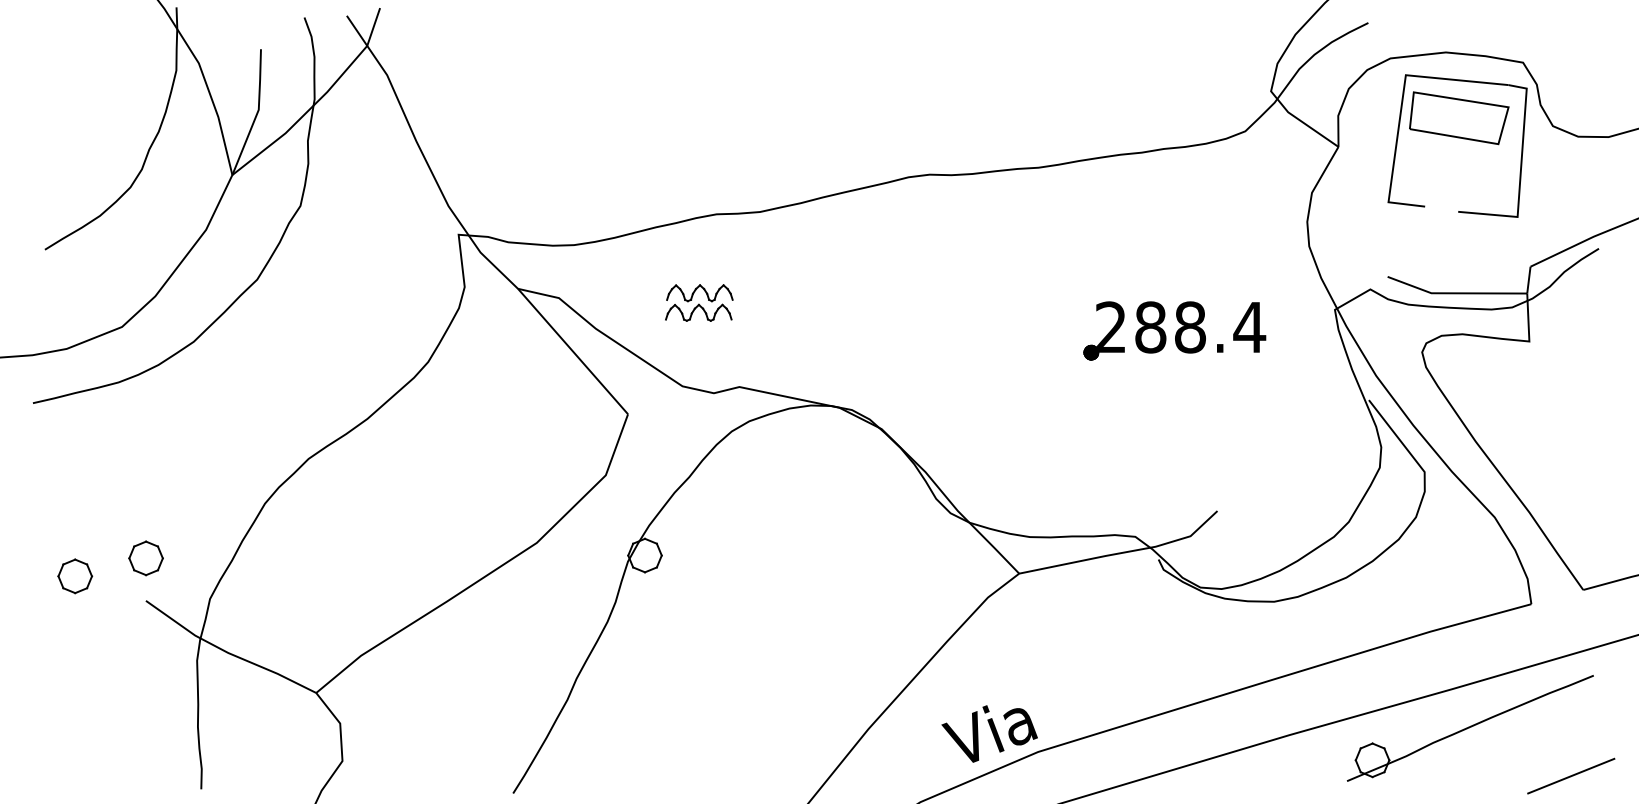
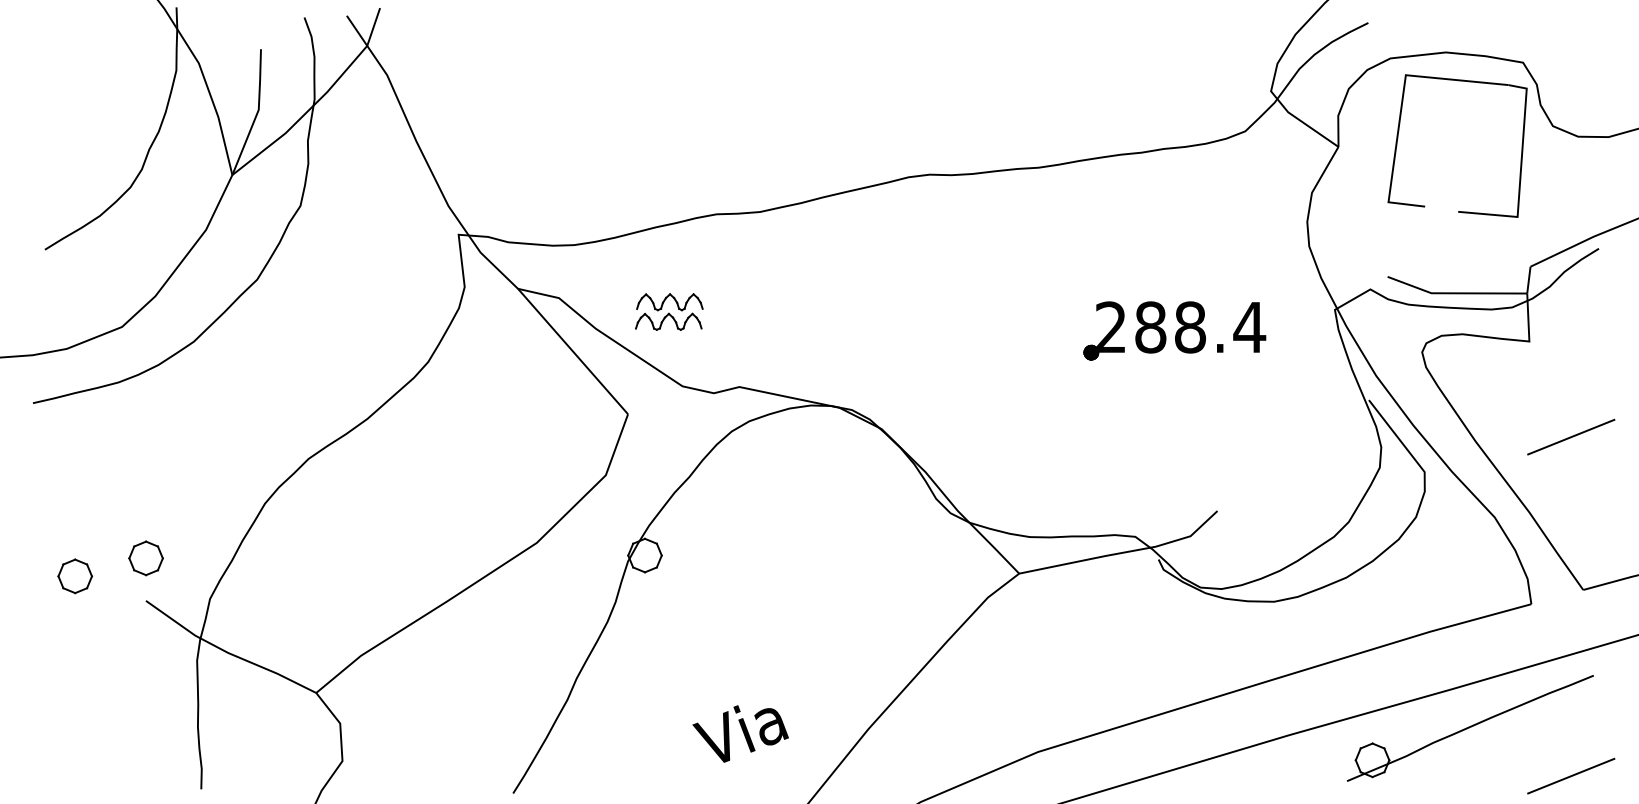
part: present -> none (1459, 118)
part position: (699, 302) -> (669, 311) (669, 311)
line: none -> present (1571, 436)
text position: (989, 733) -> (740, 733) (740, 733)
